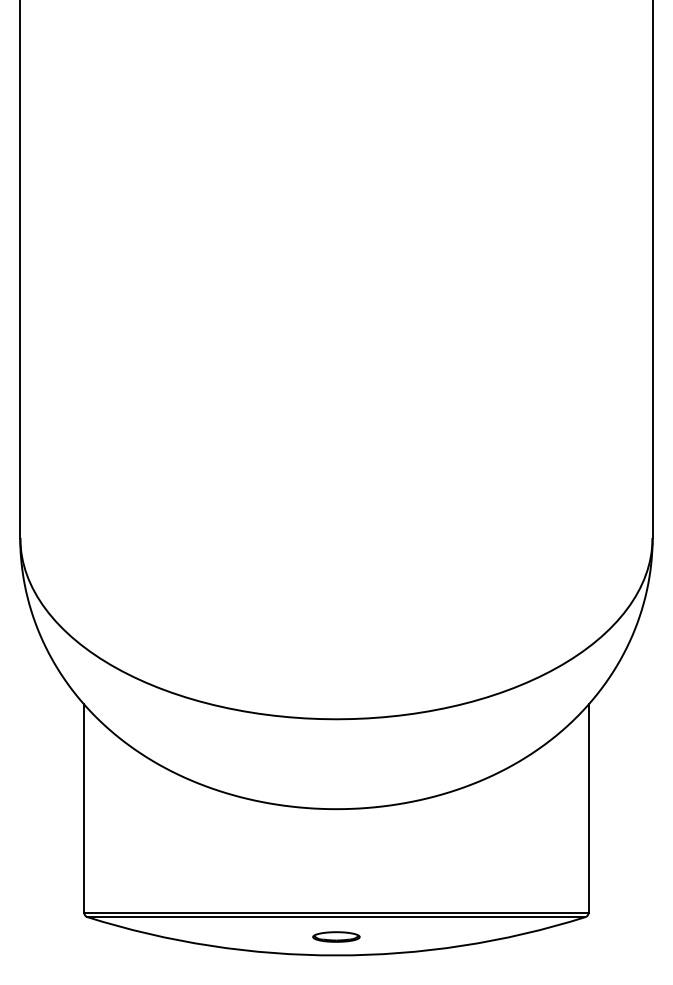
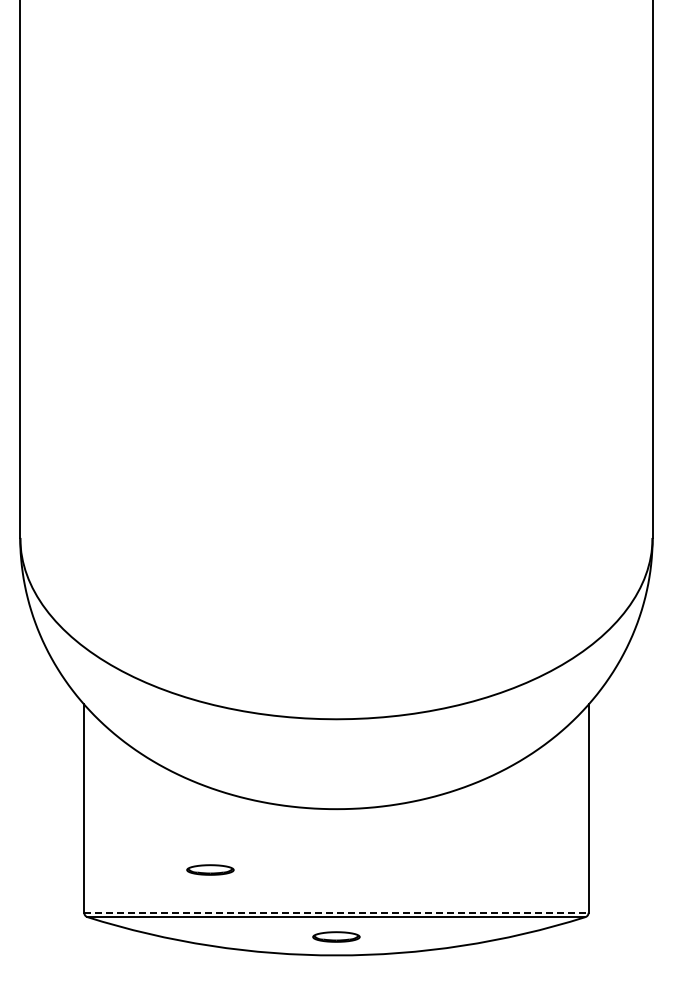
part: none -> present (210, 869)
line: solid -> dashed (336, 912)
